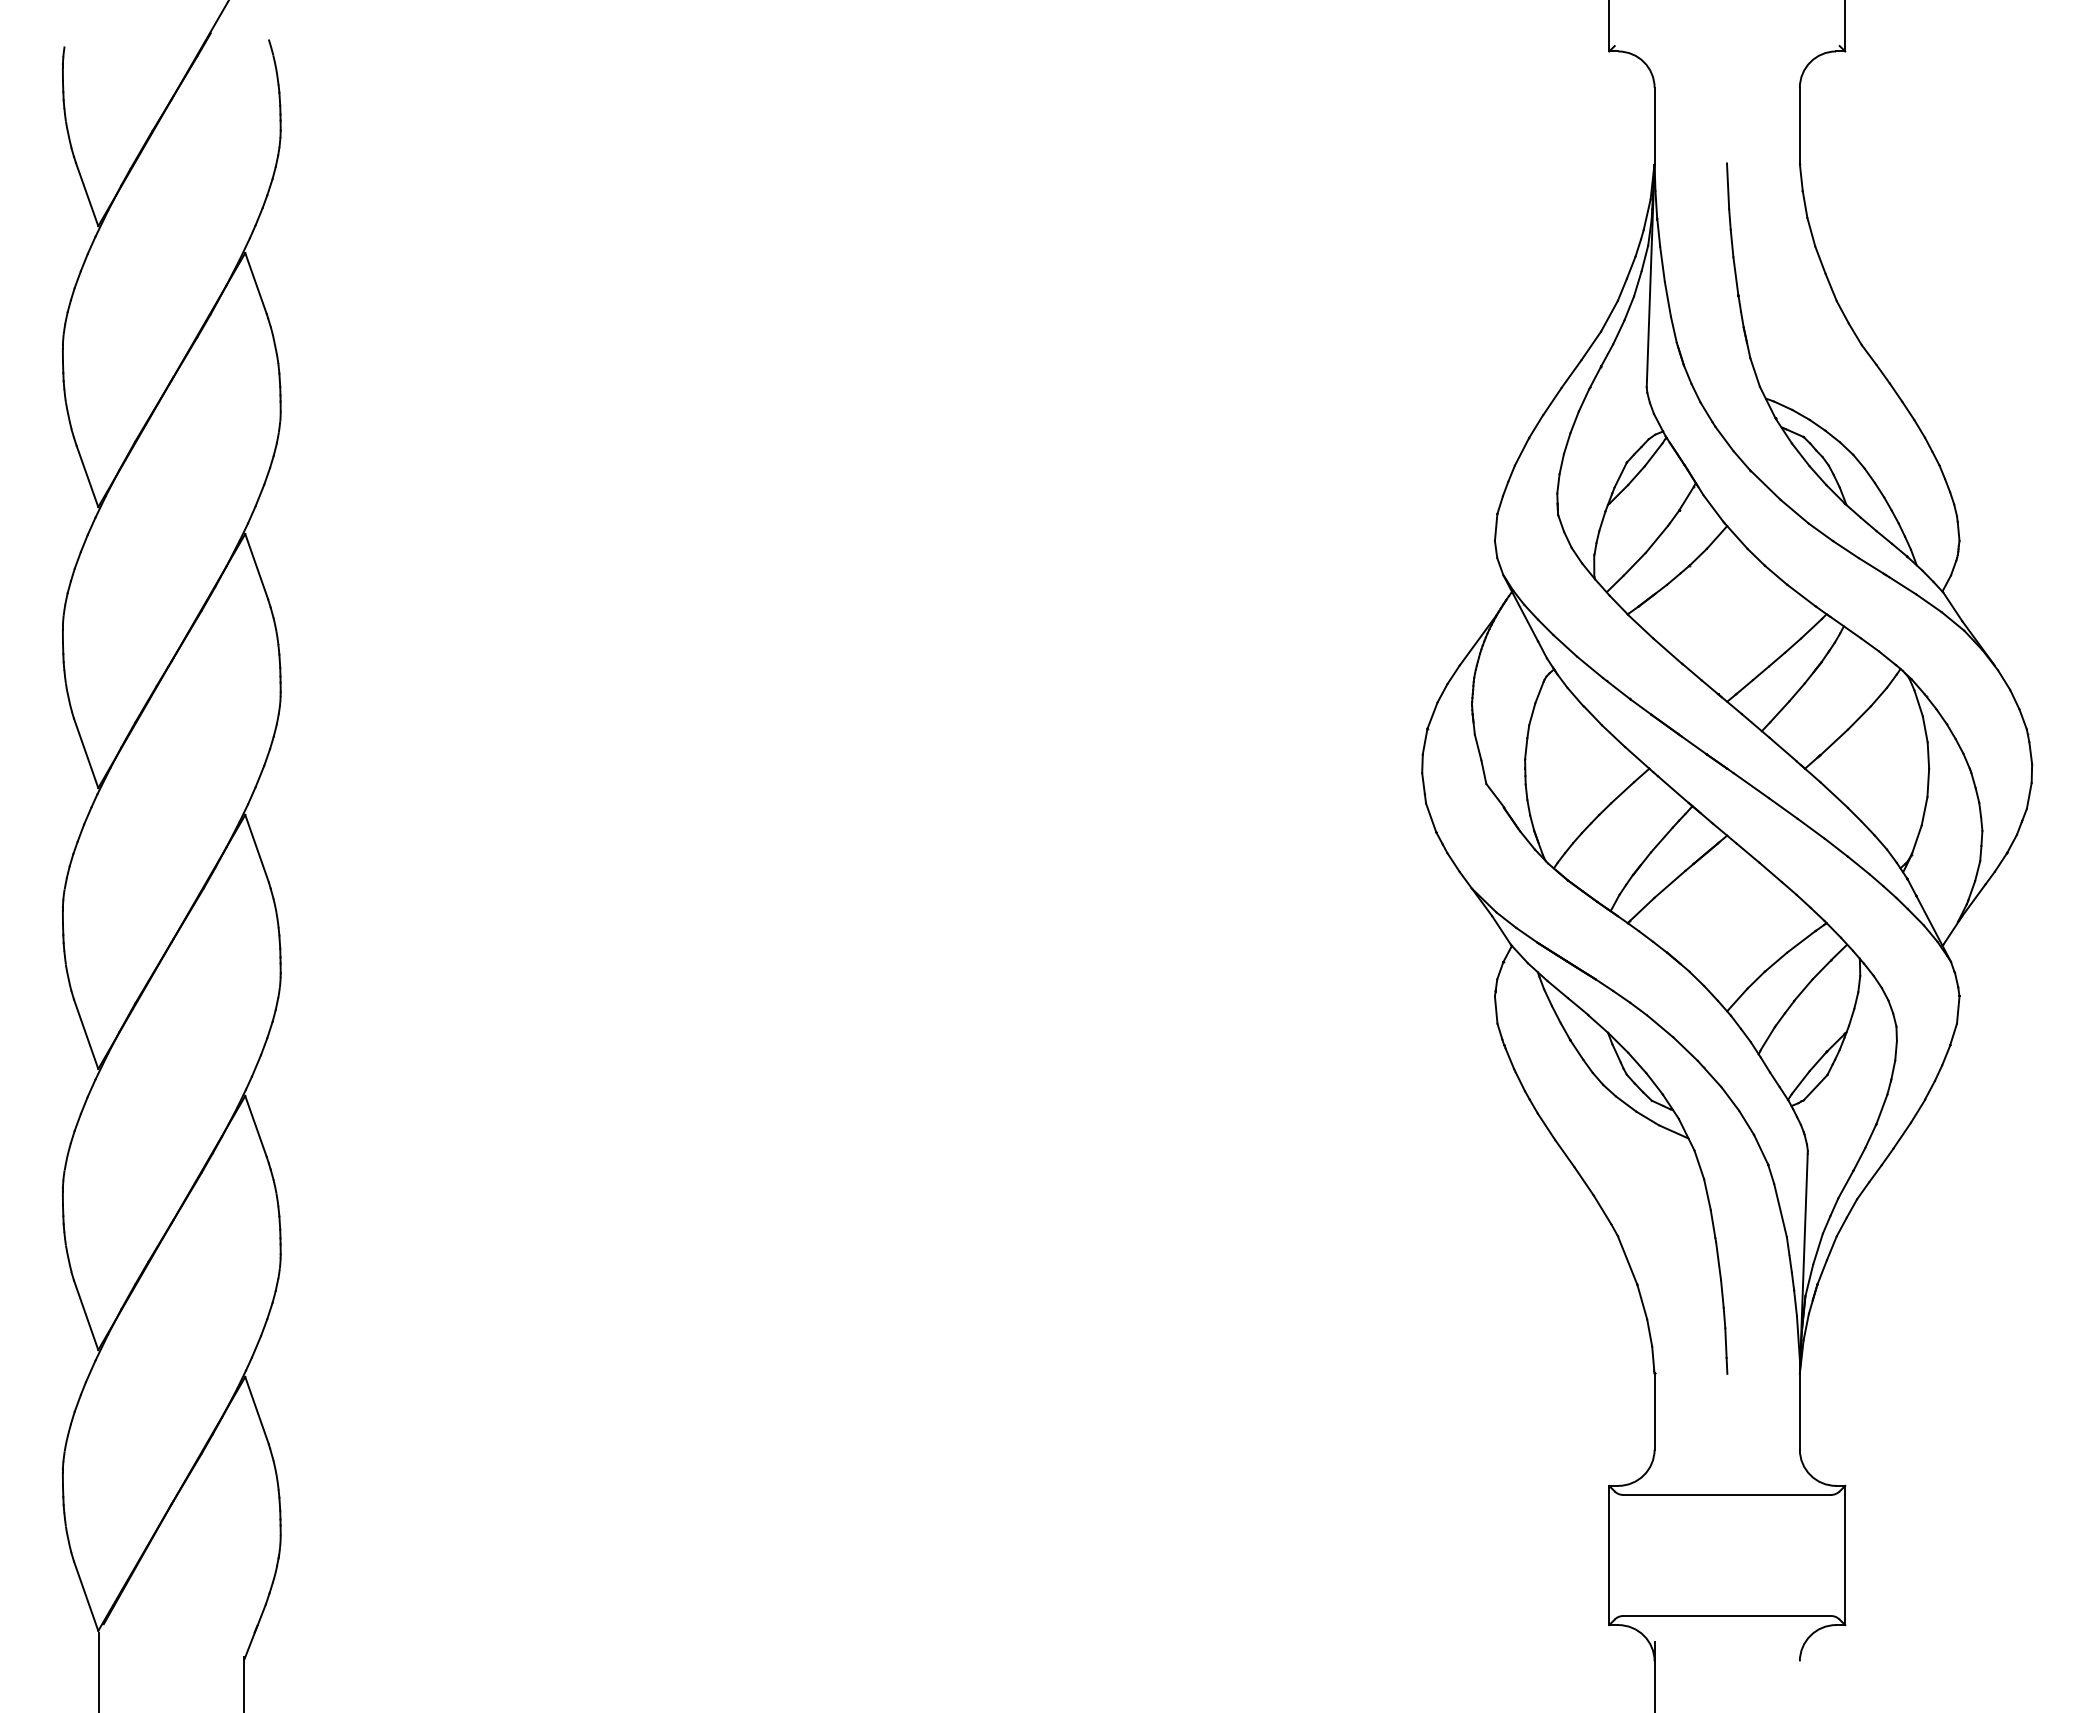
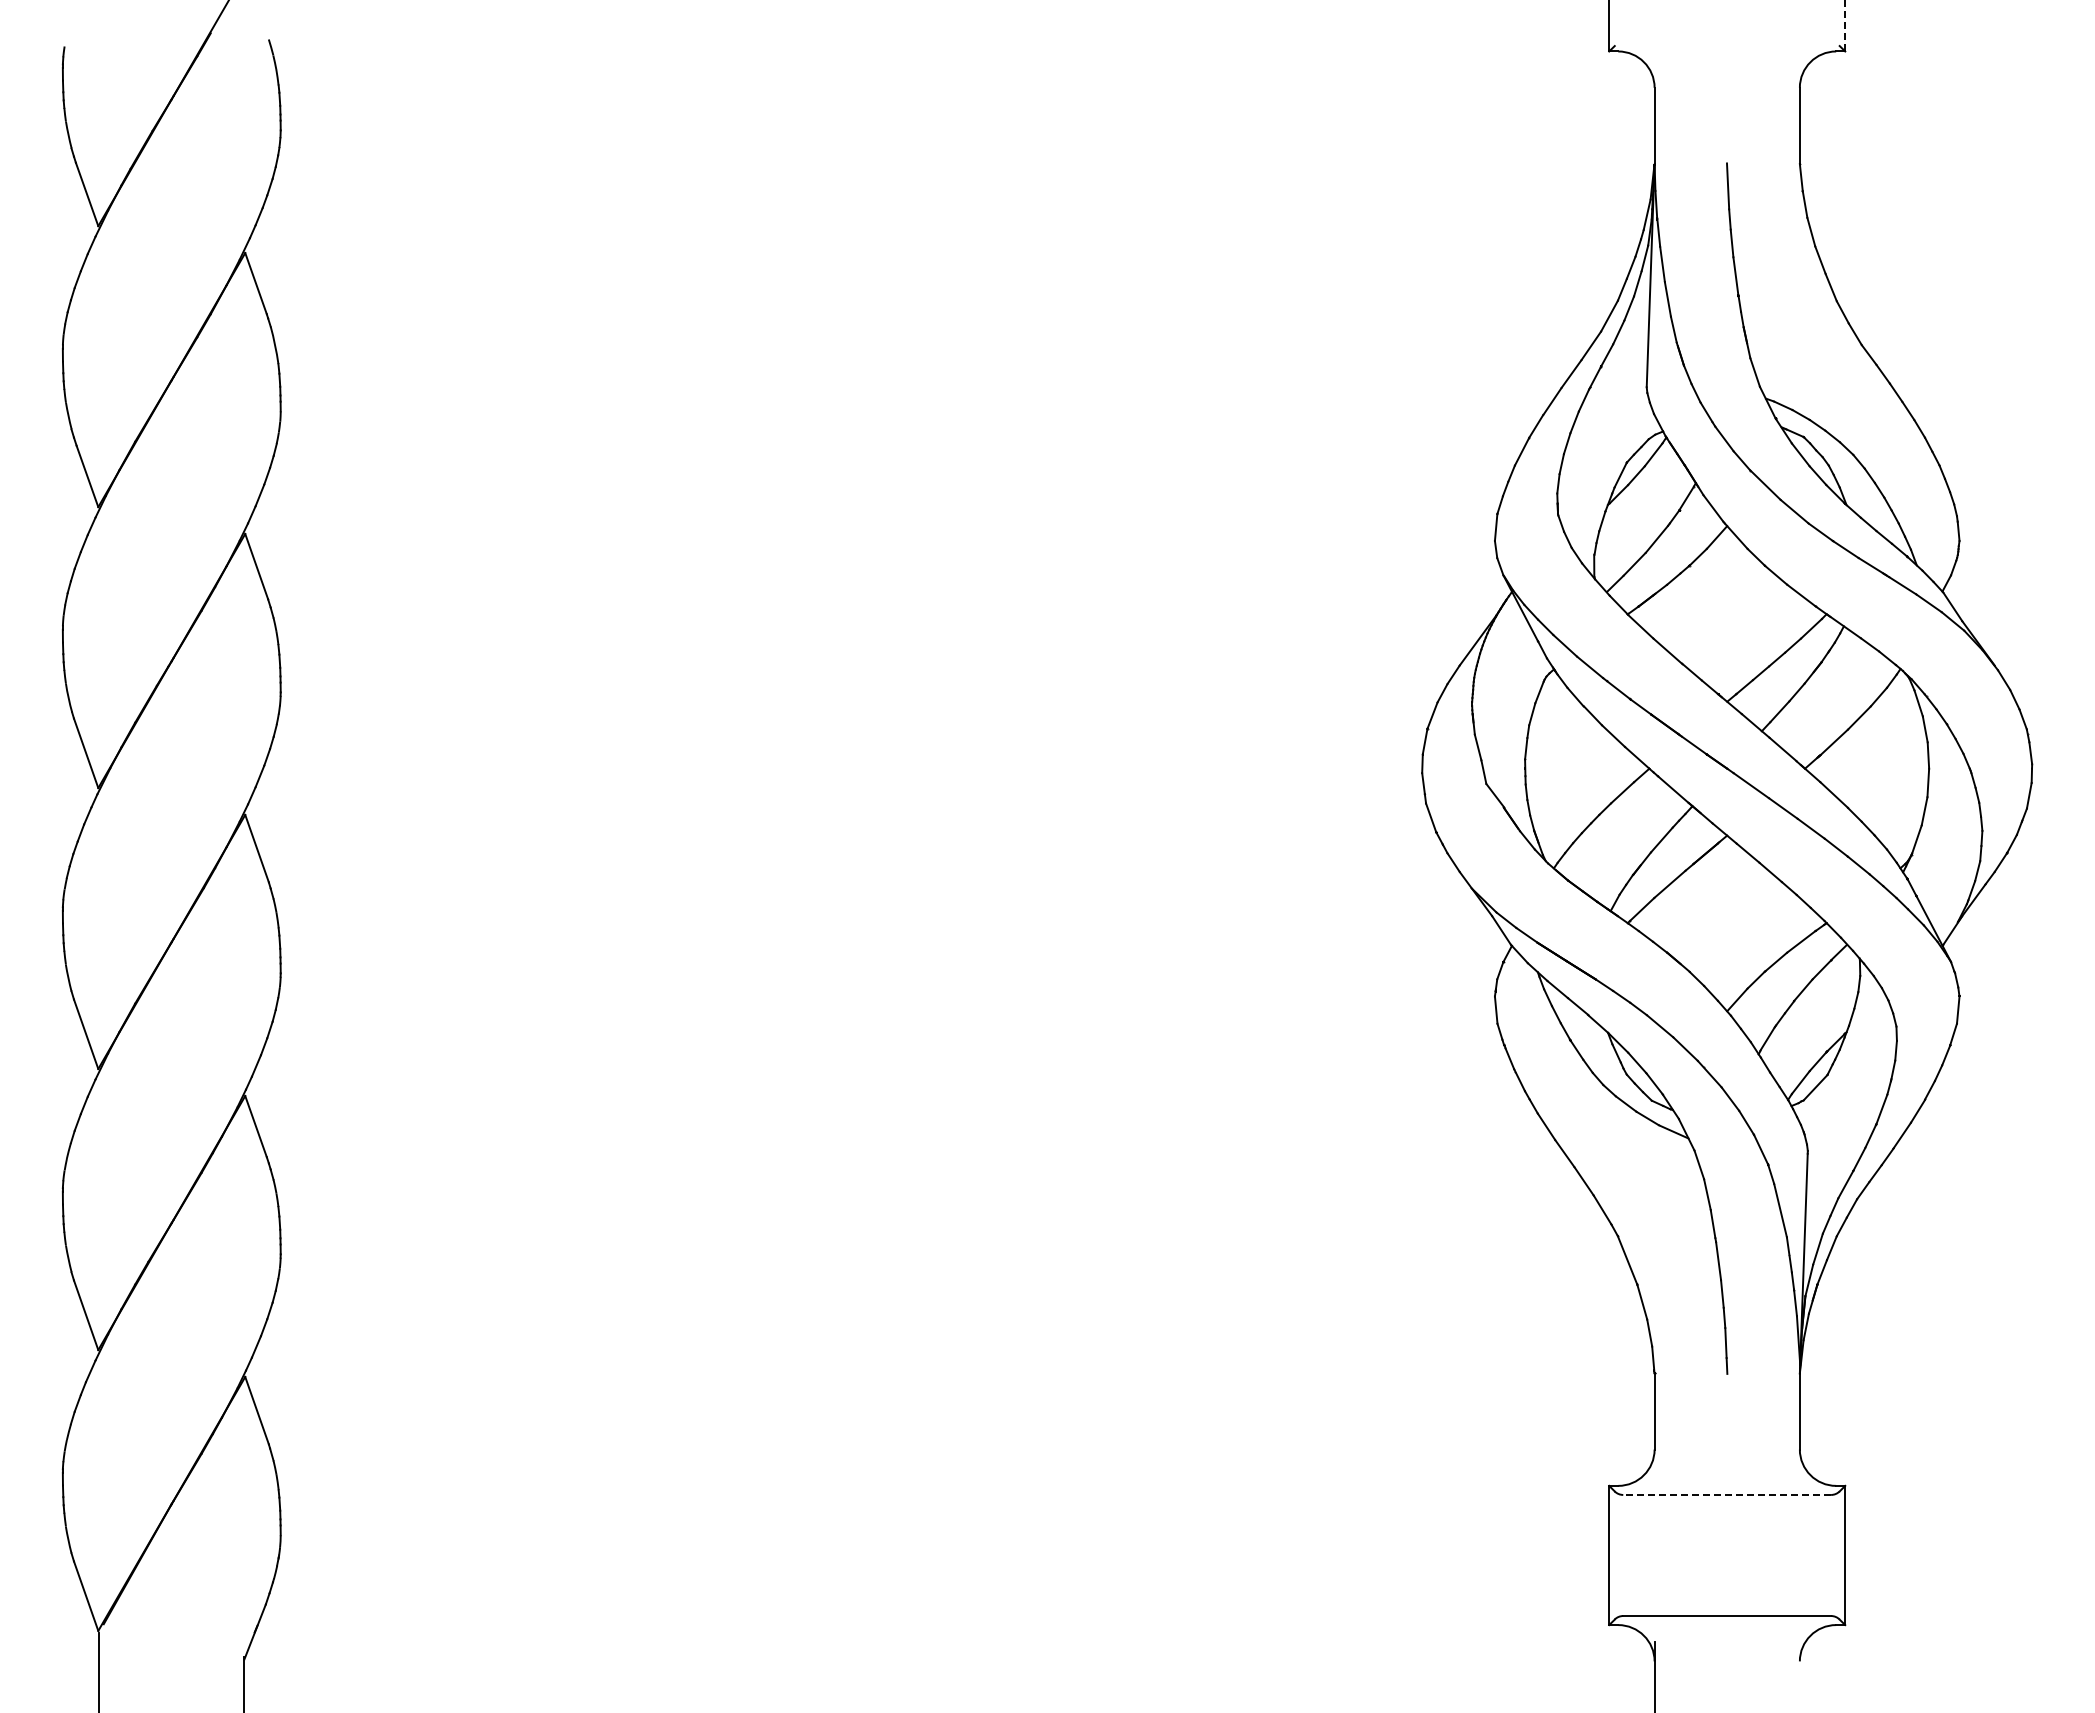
line: solid -> dashed (1845, 26)
line: solid -> dashed (1727, 1494)
